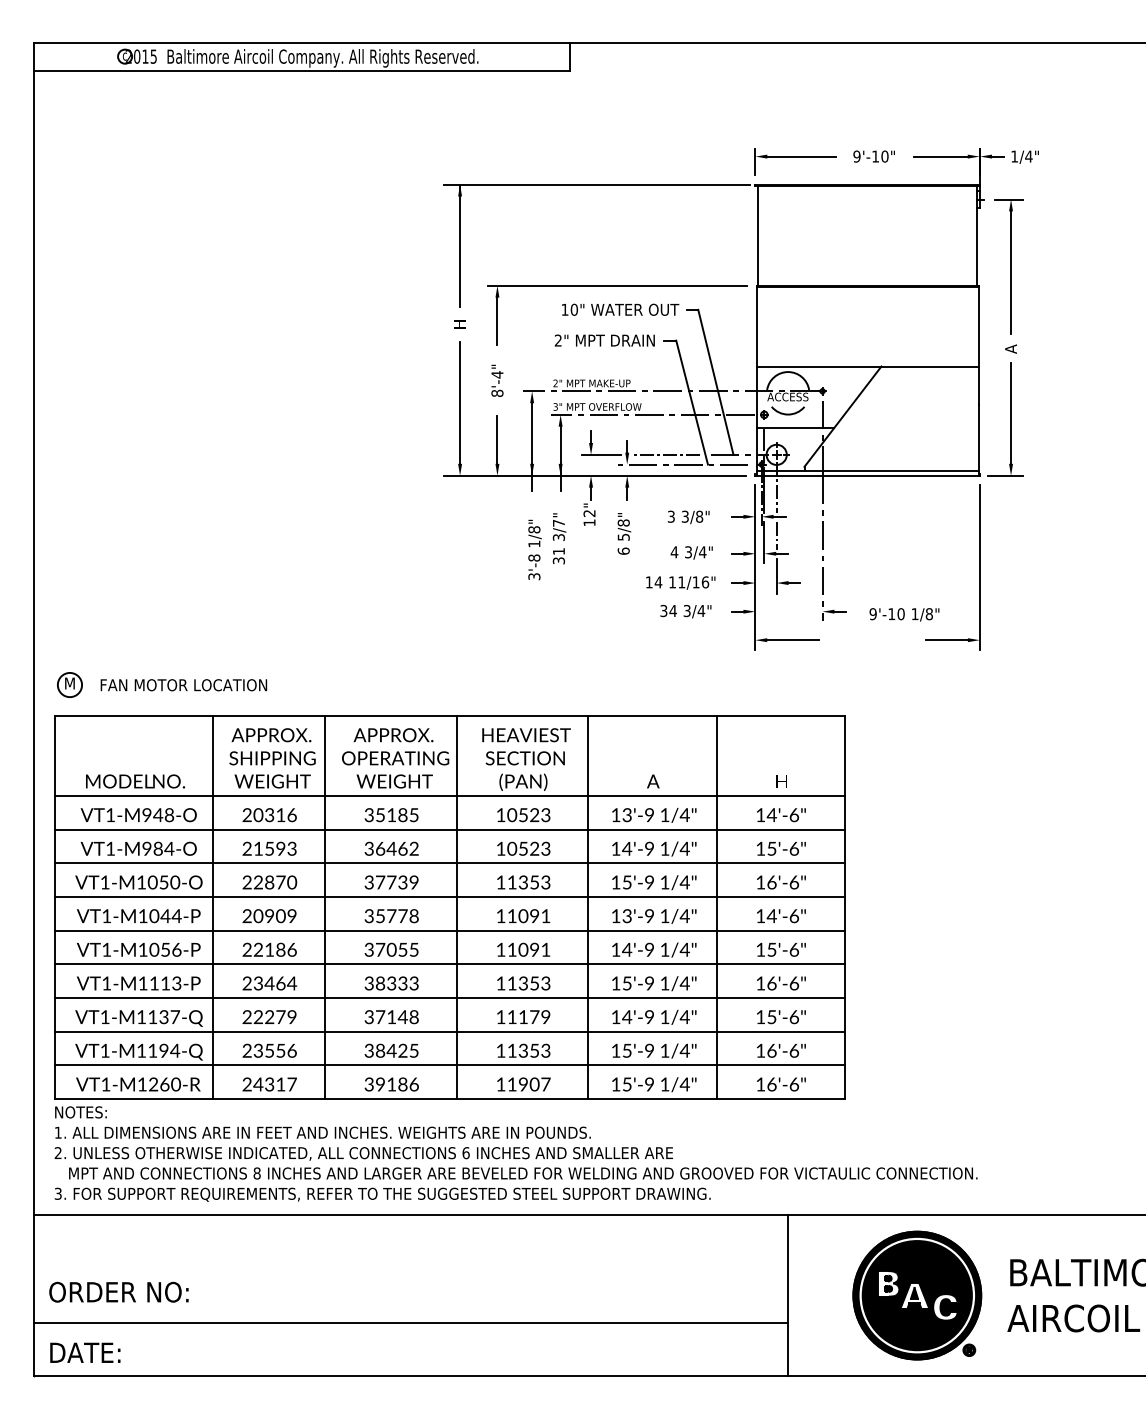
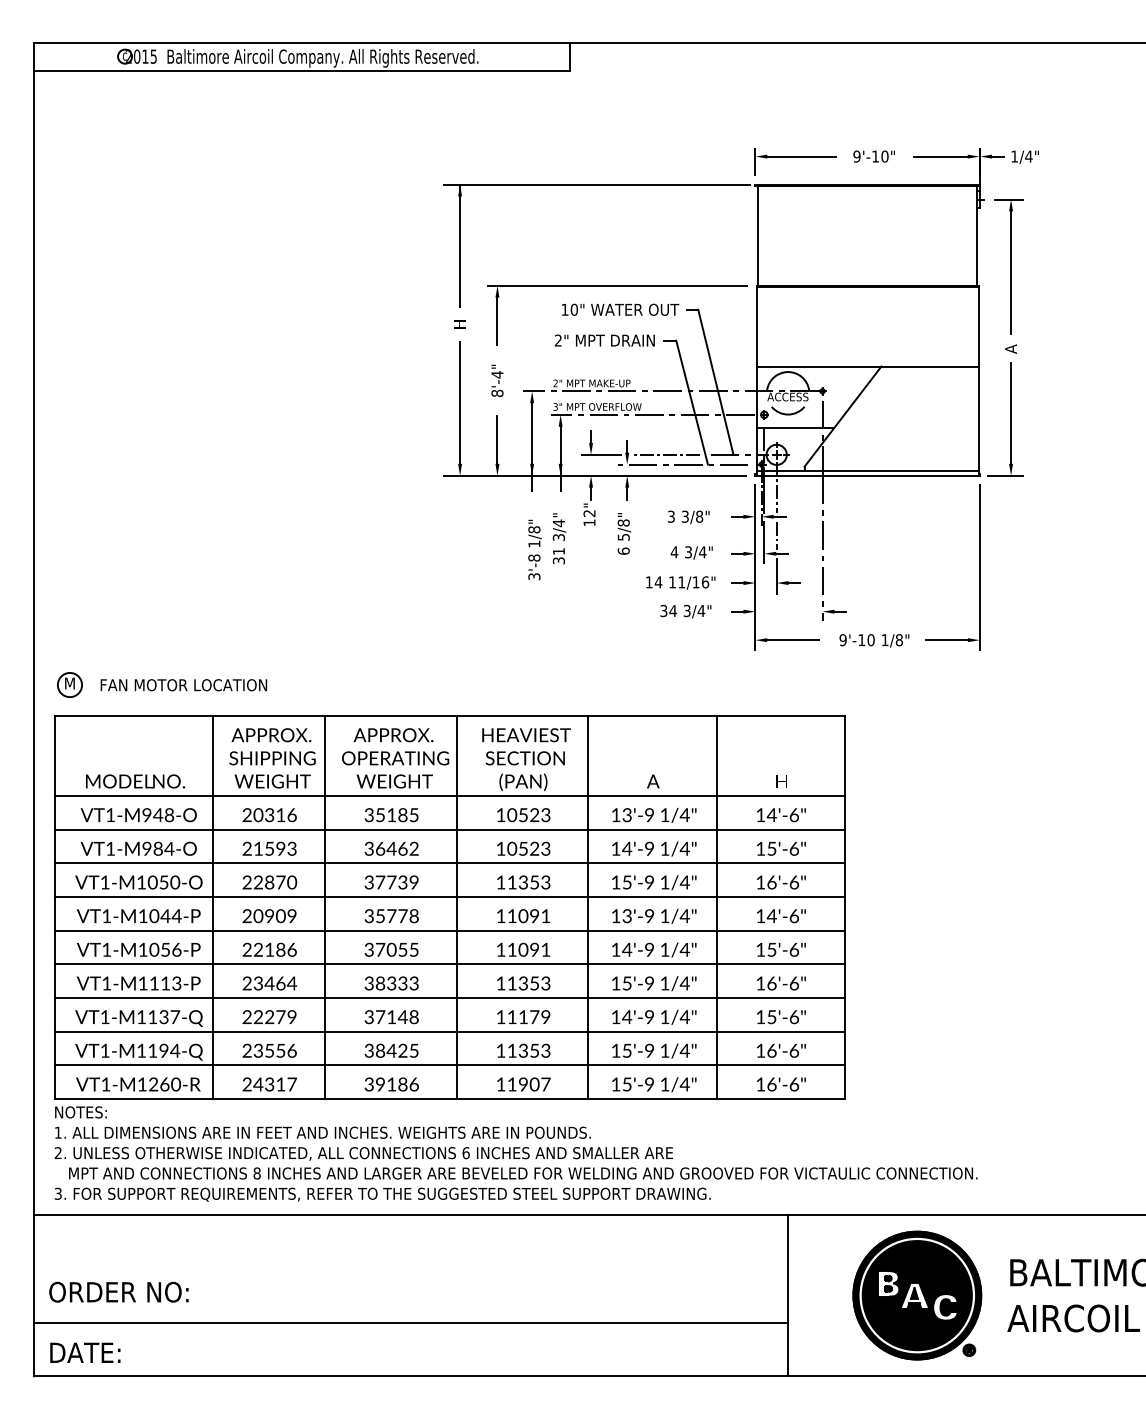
text: 3/7" -> 3/4" (558, 523)
text position: (904, 614) -> (874, 640) (874, 640)
